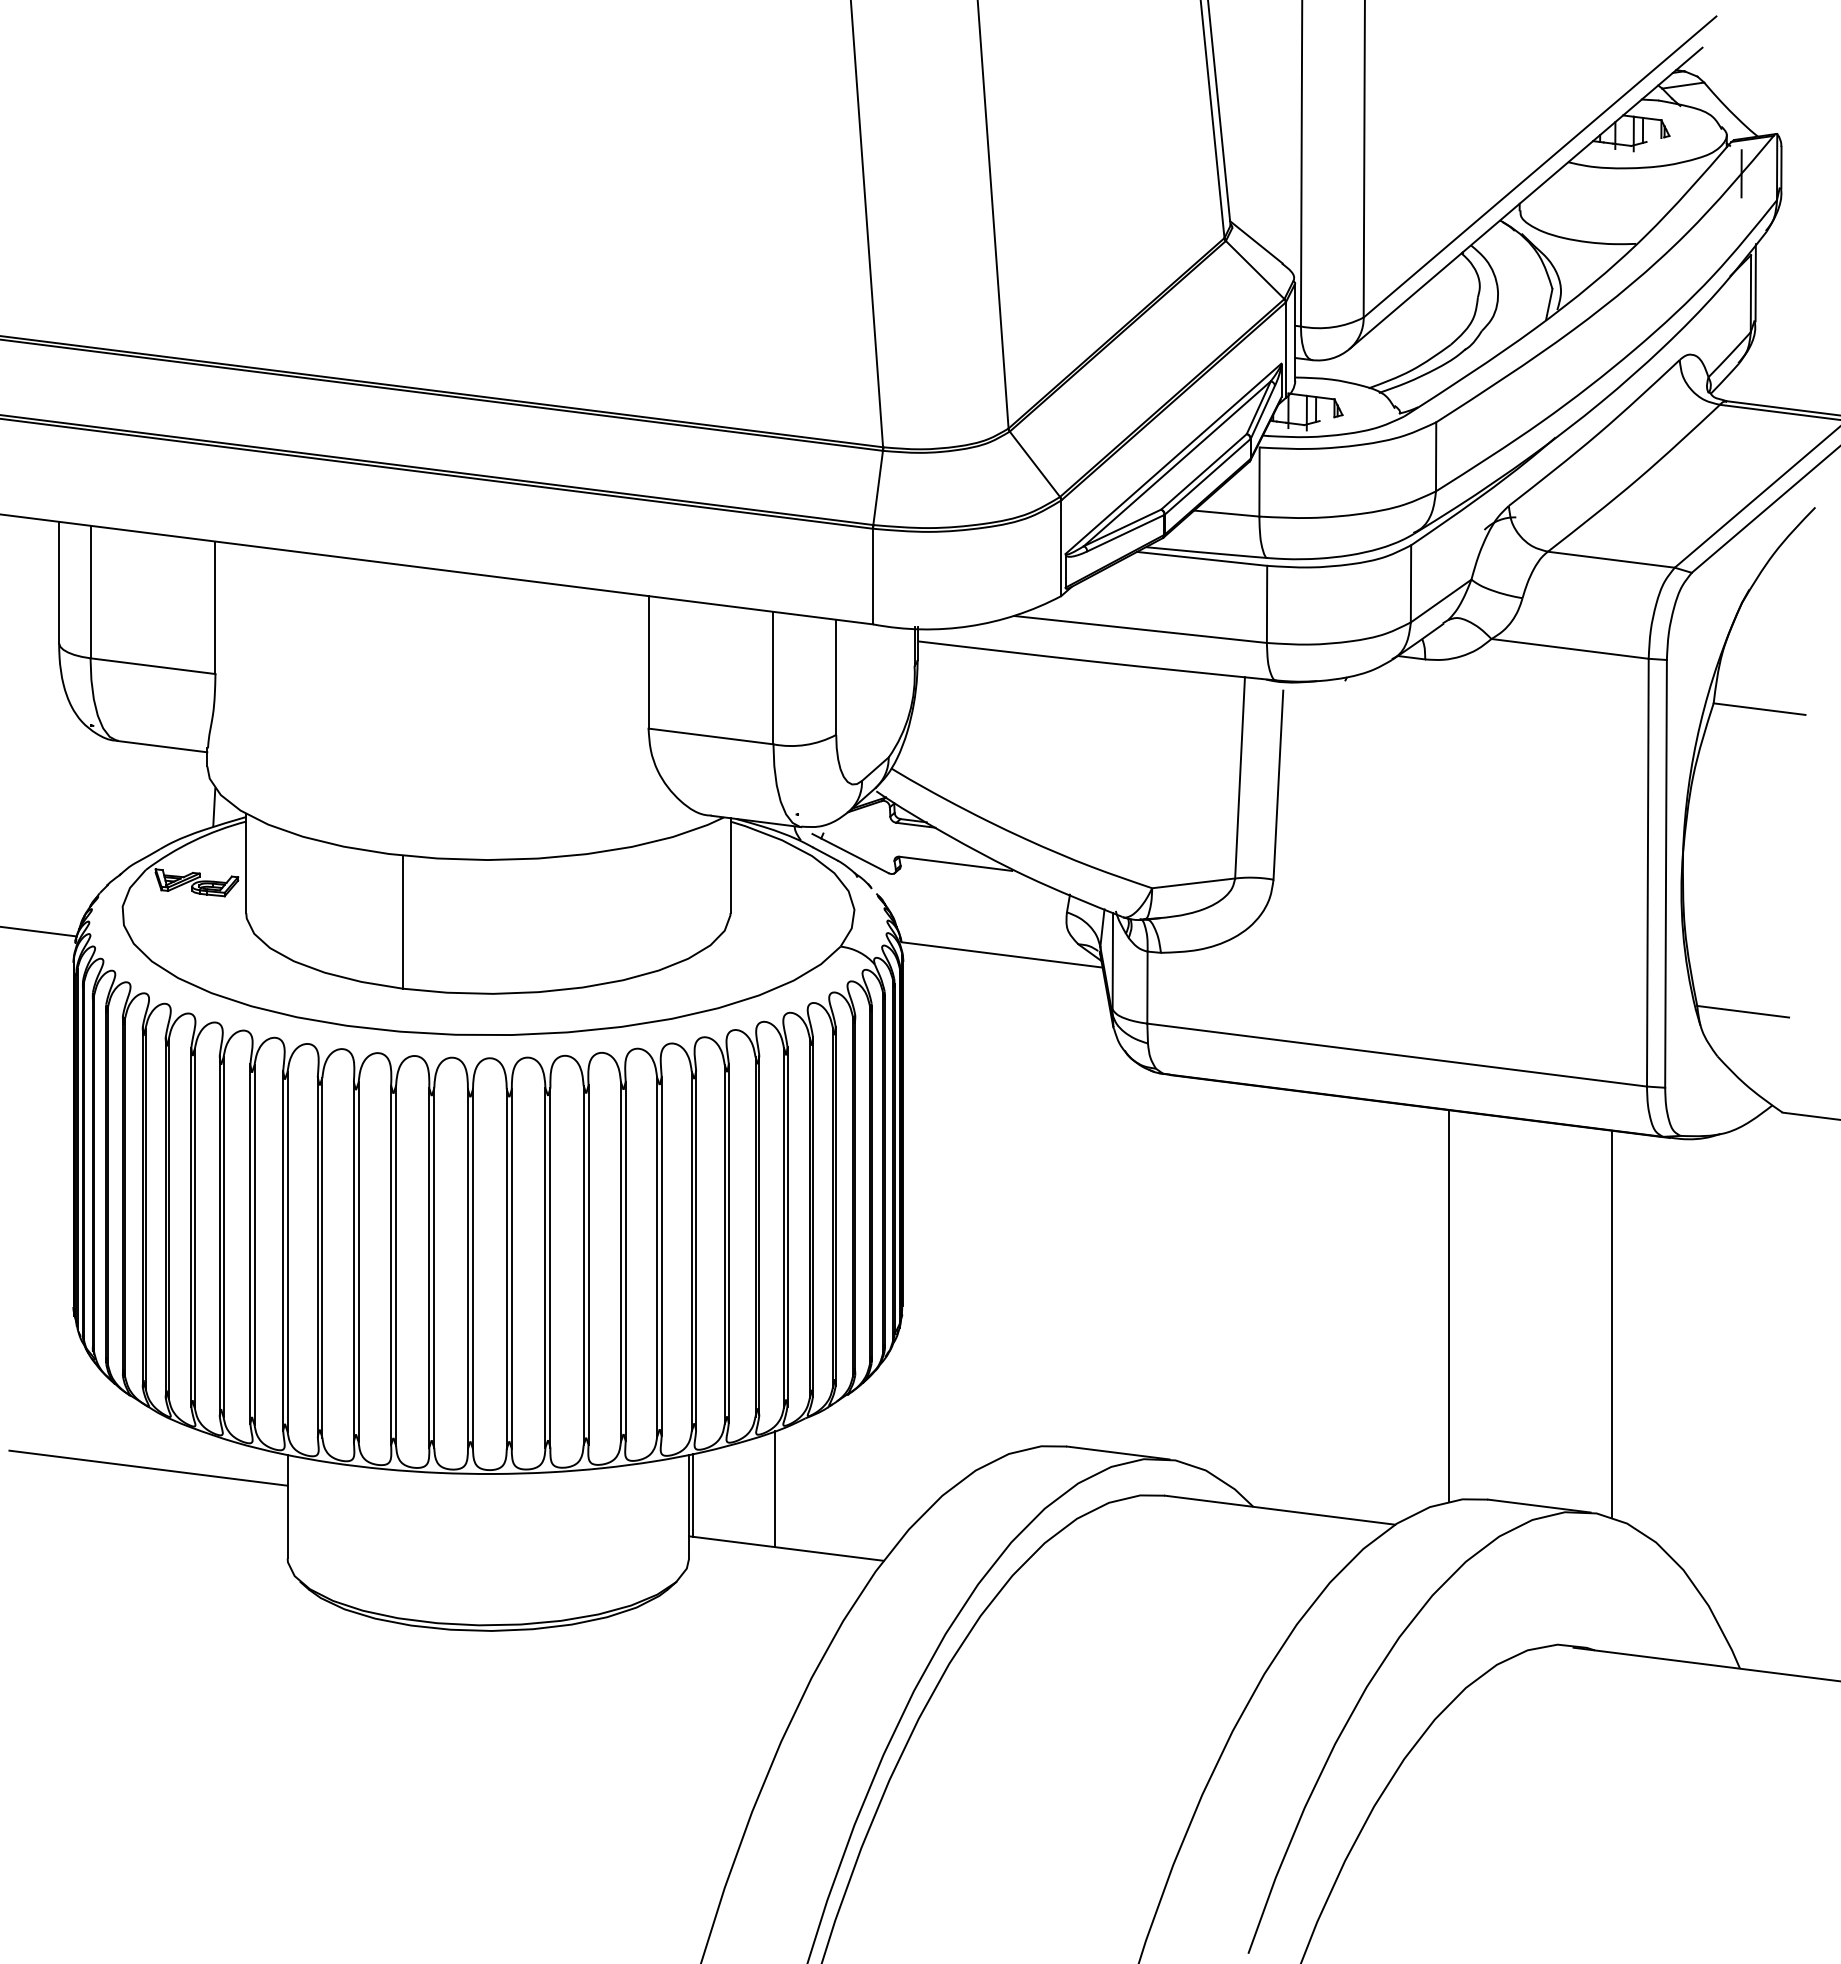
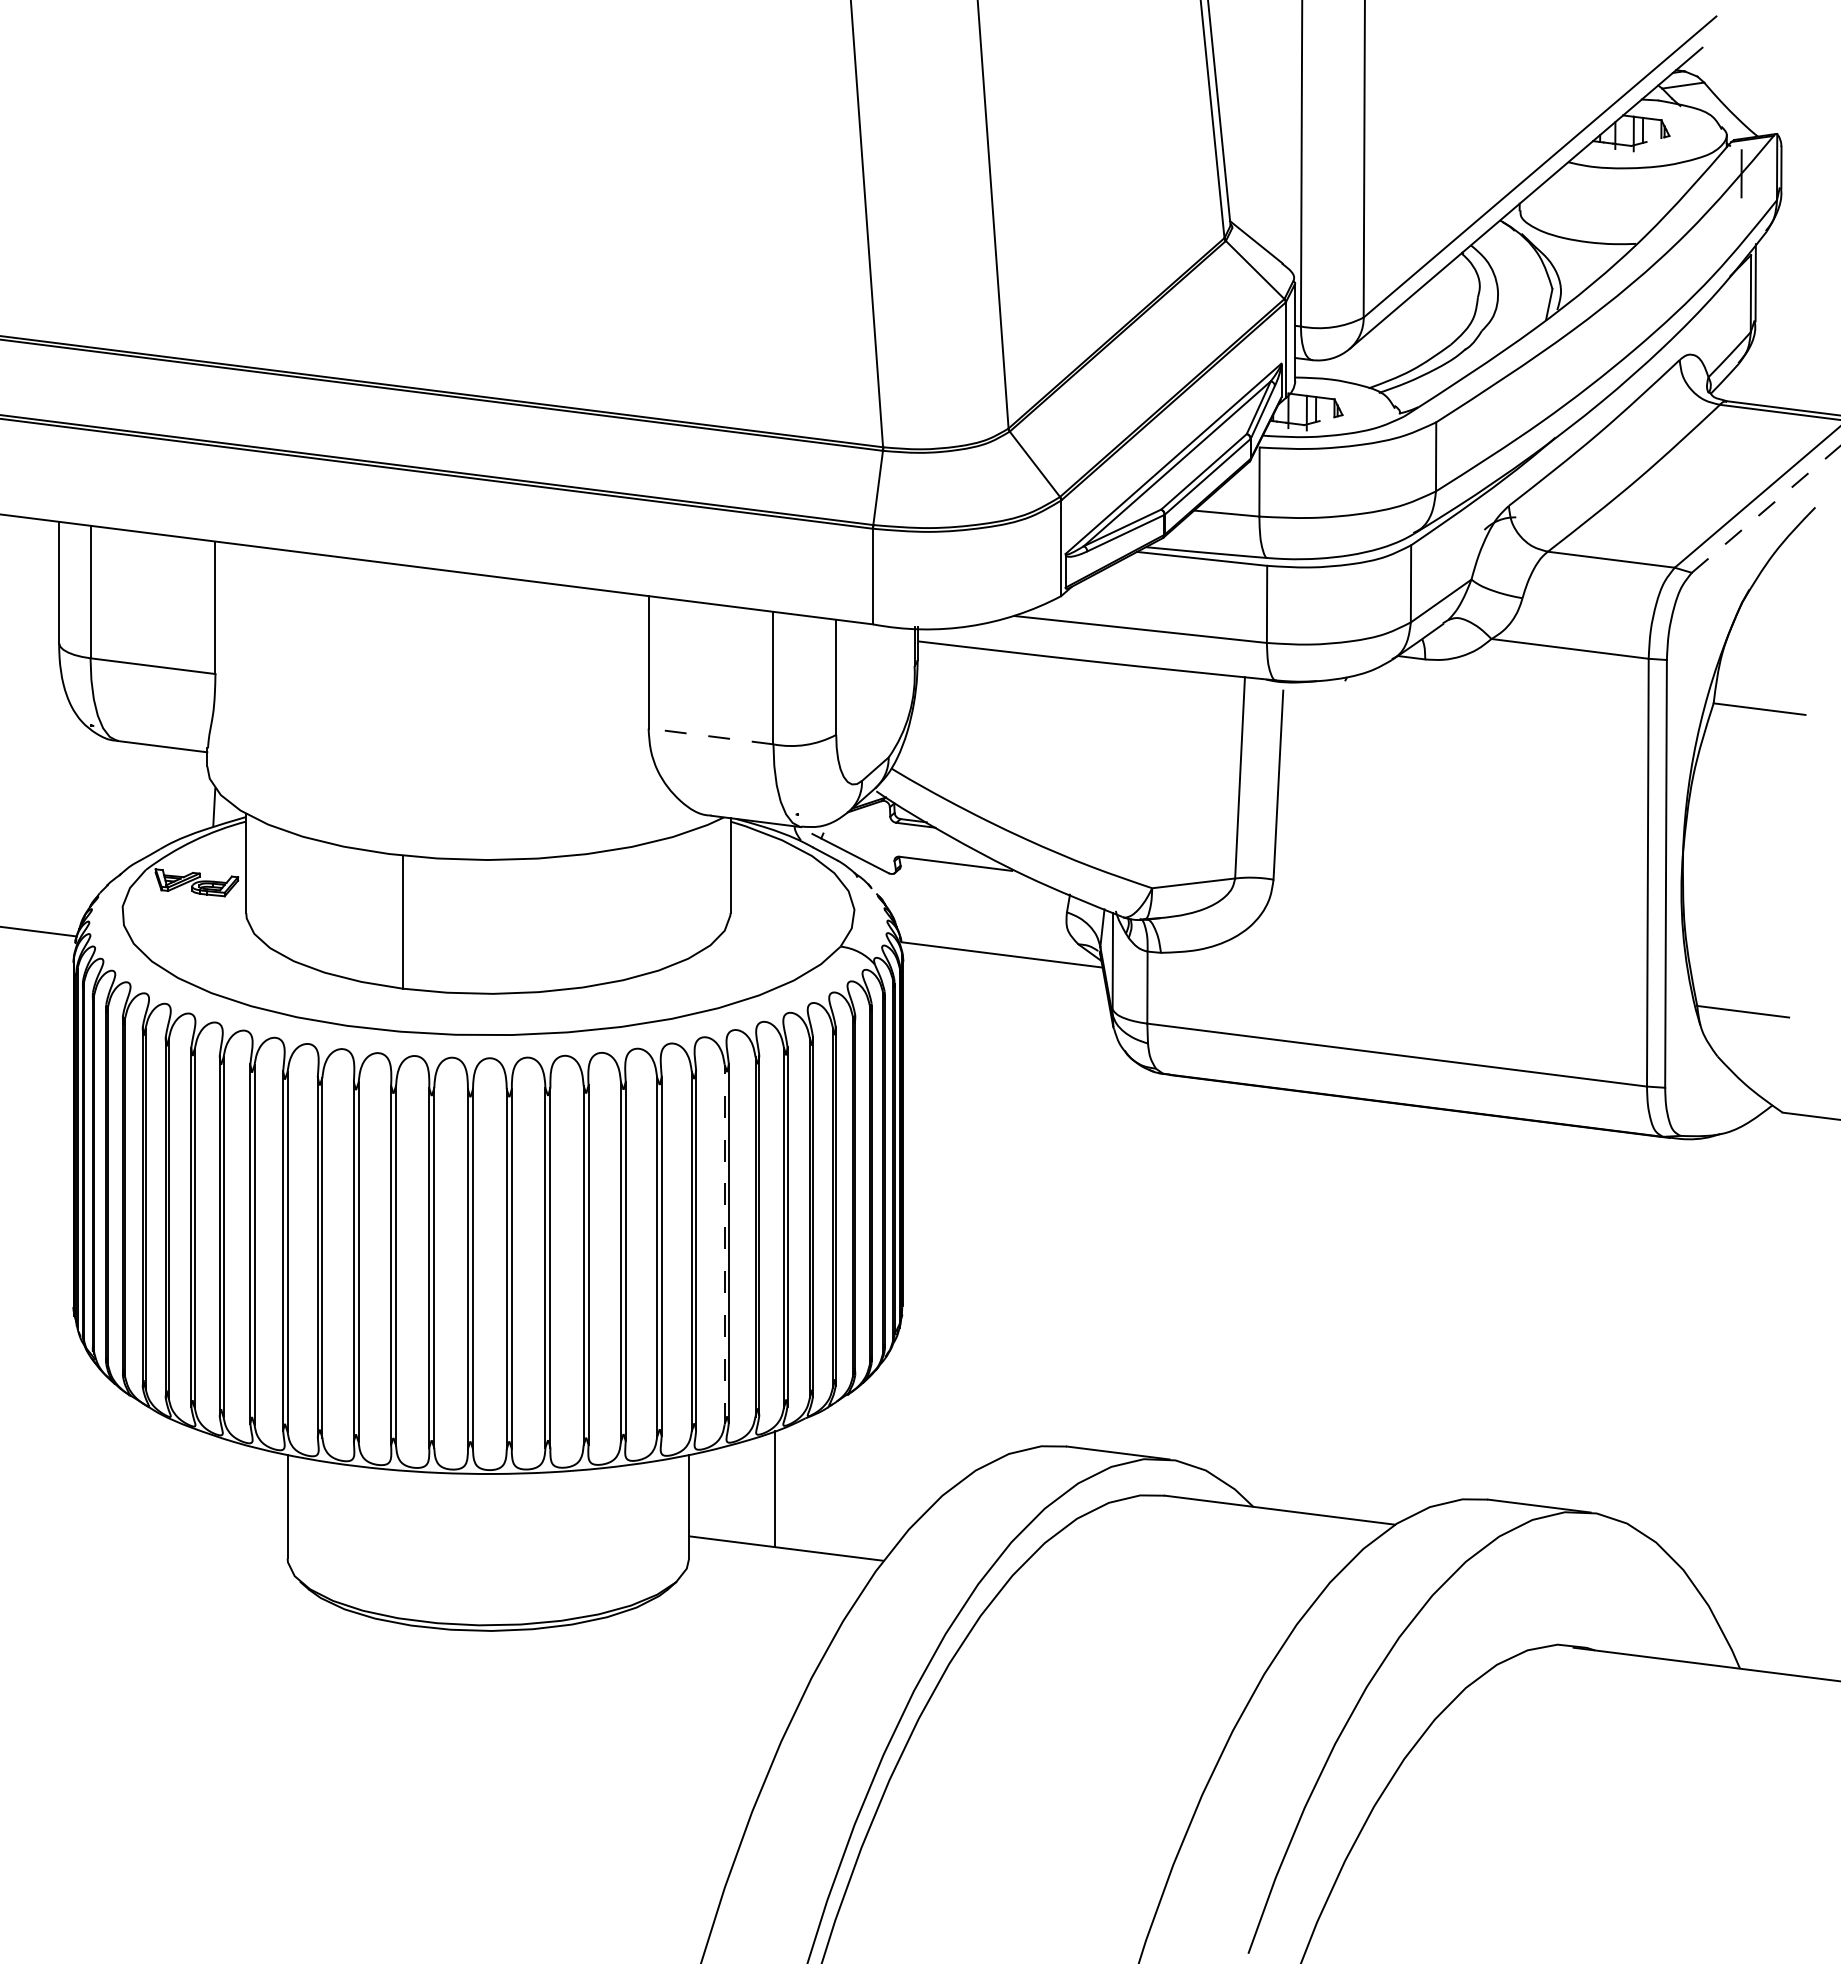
line: solid -> dashed (1766, 509)
line: solid -> dashed (711, 736)
line: solid -> dashed (724, 1244)
line: present -> none (1448, 1305)
line: present -> none (1611, 1323)
line: present -> none (148, 1467)
line: present -> none (692, 1495)
